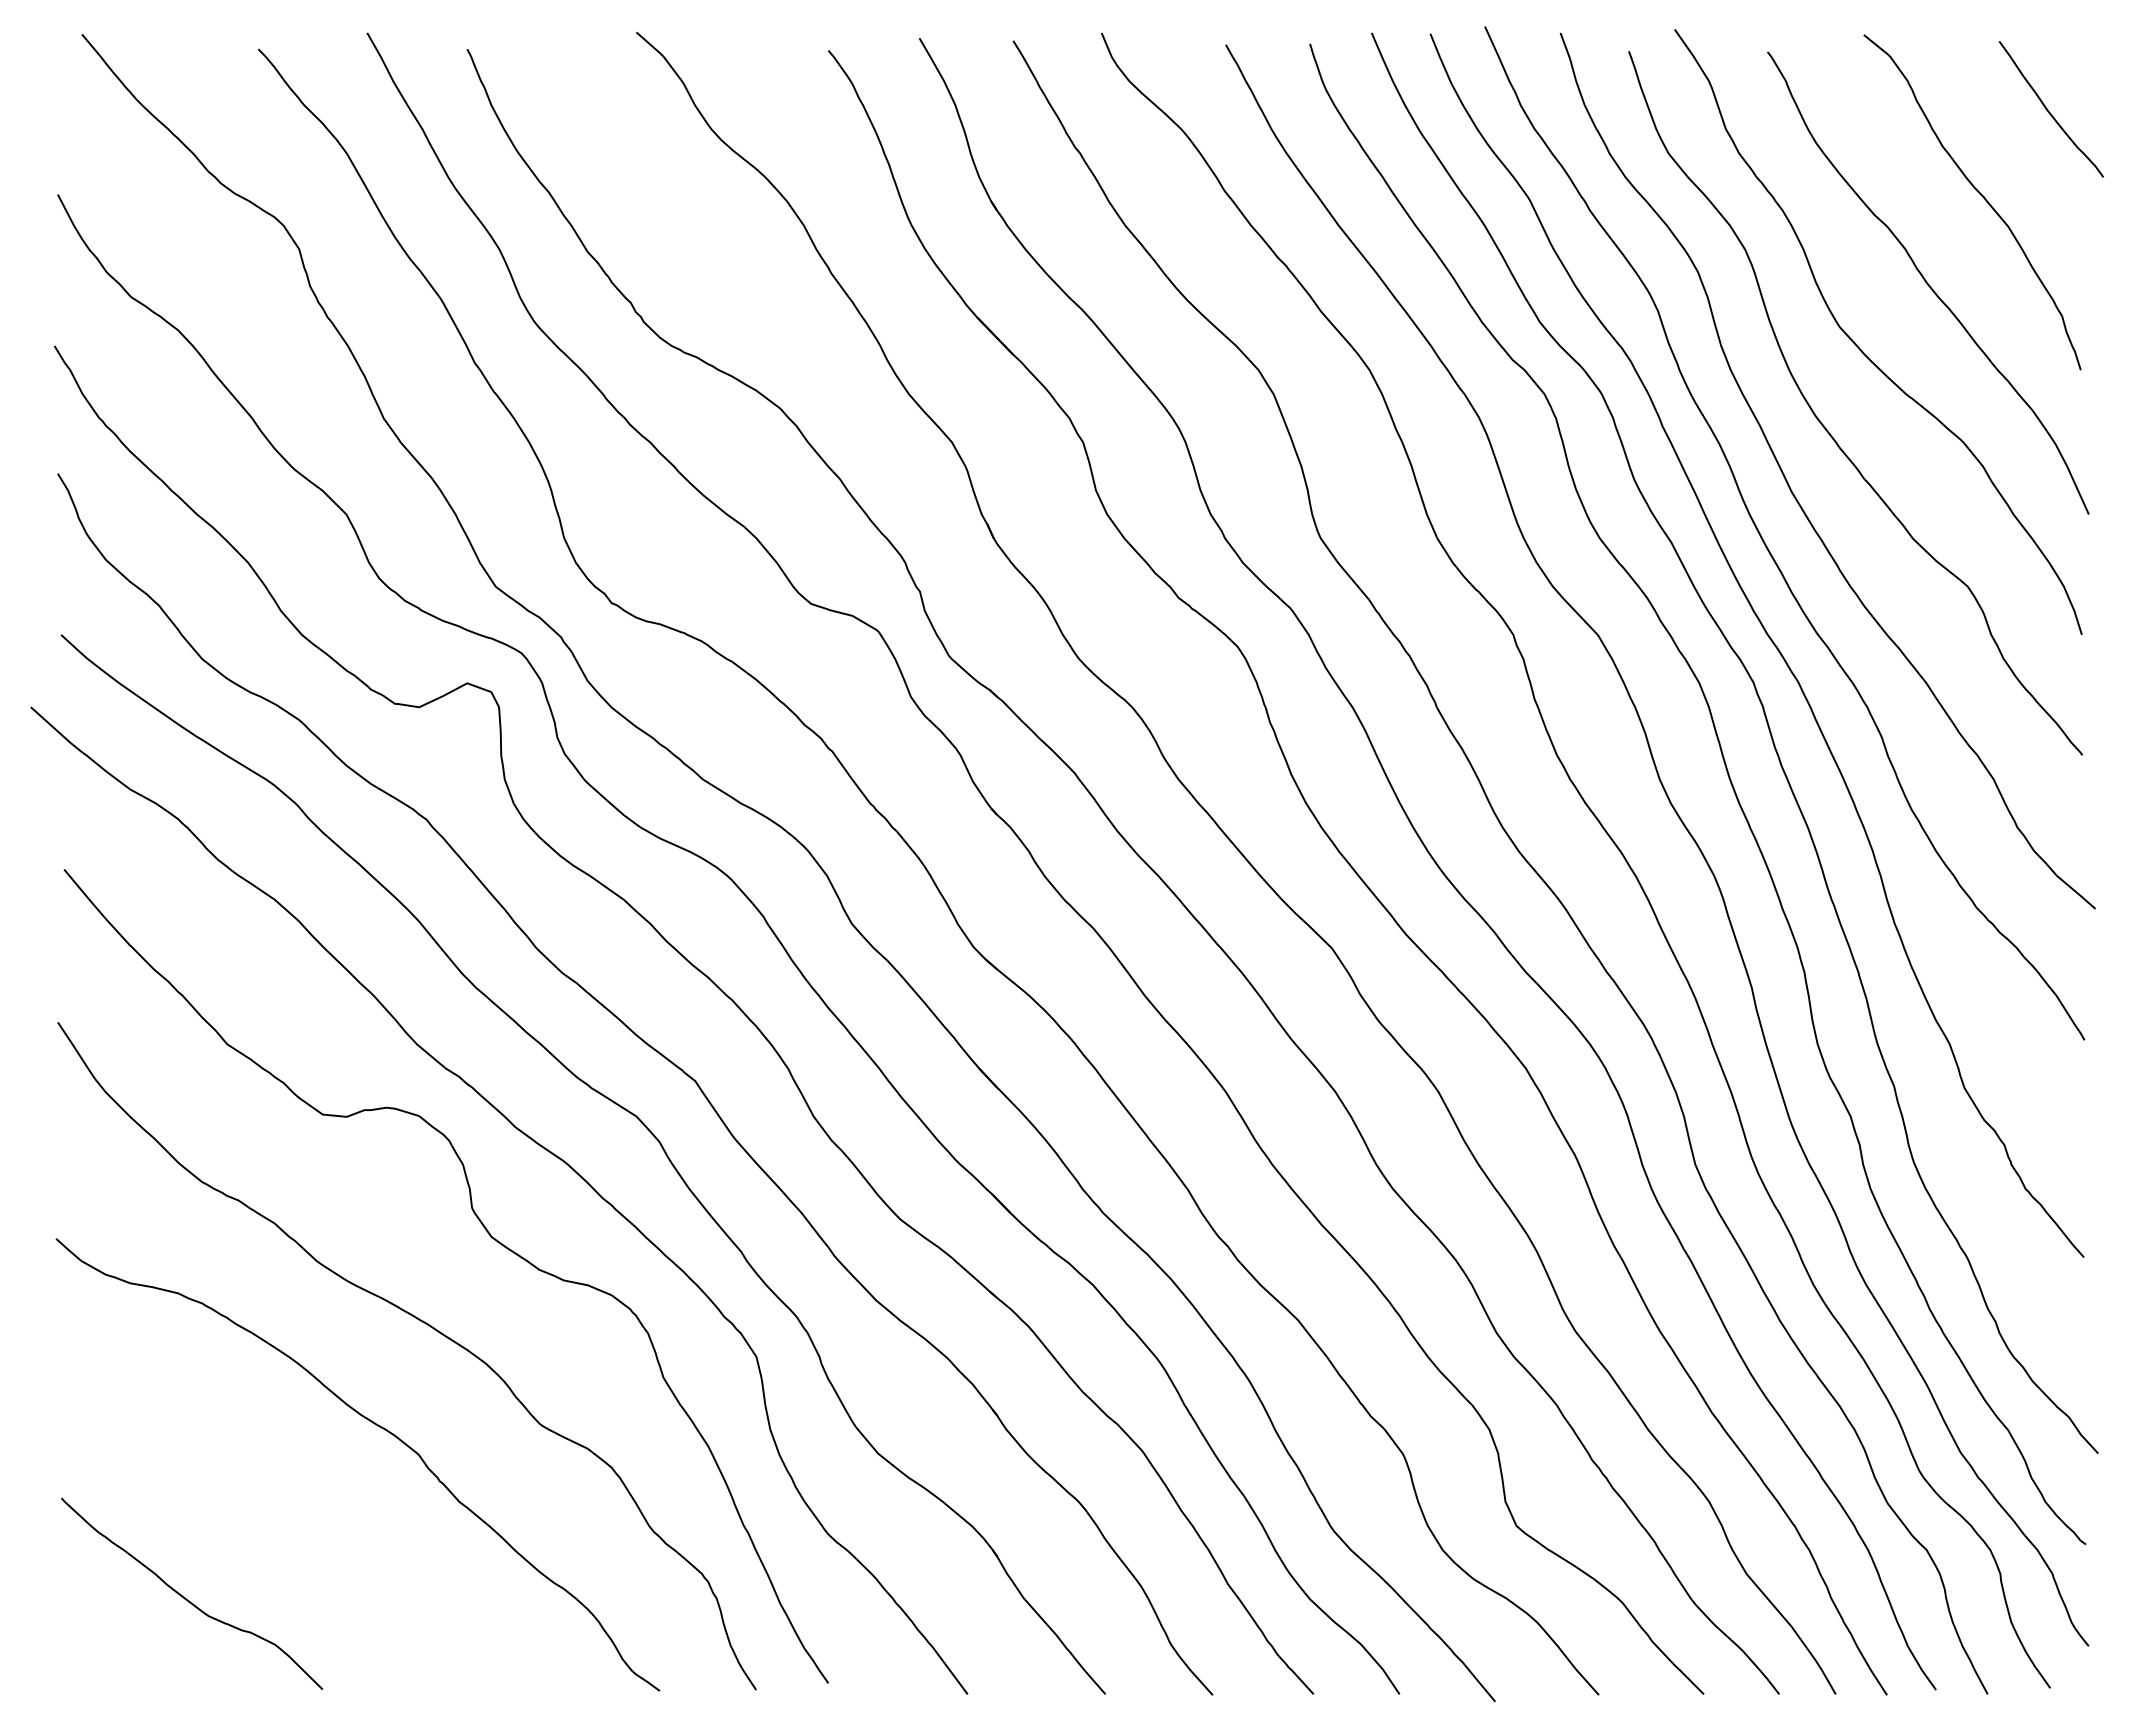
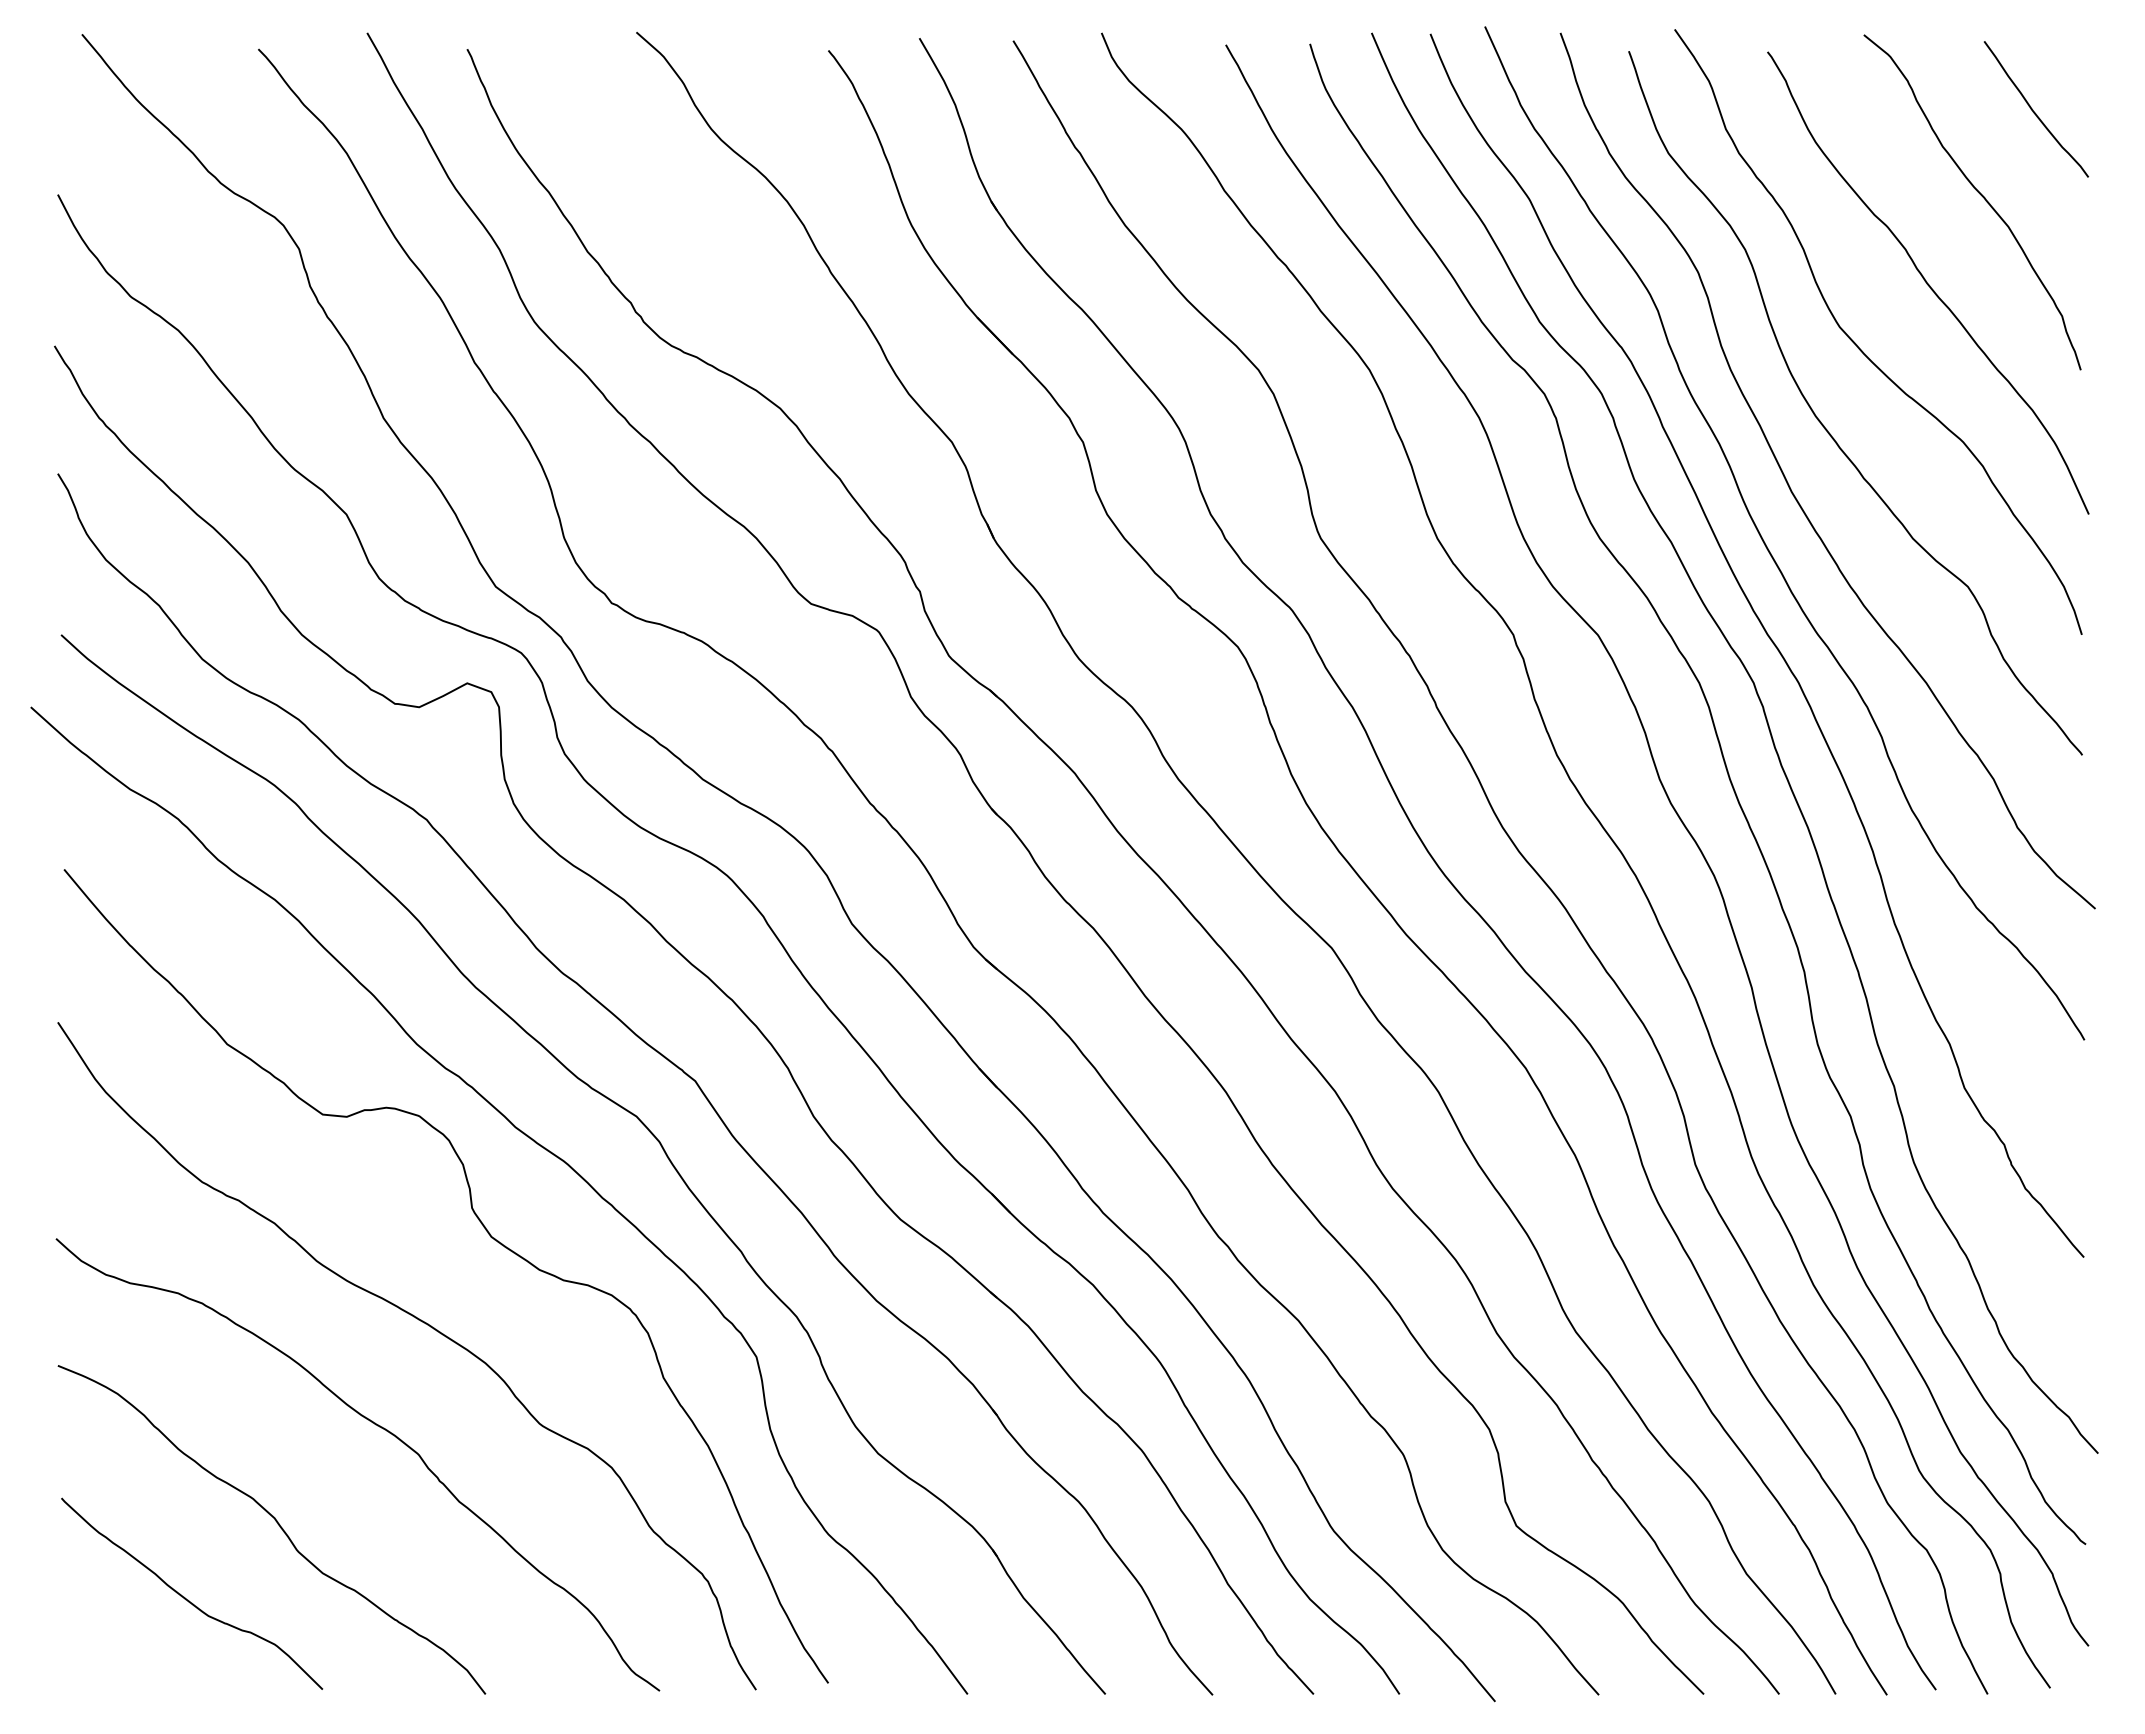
curve position: (2049, 111) -> (2034, 111) (2034, 111)
curve: none -> present (277, 1524)
